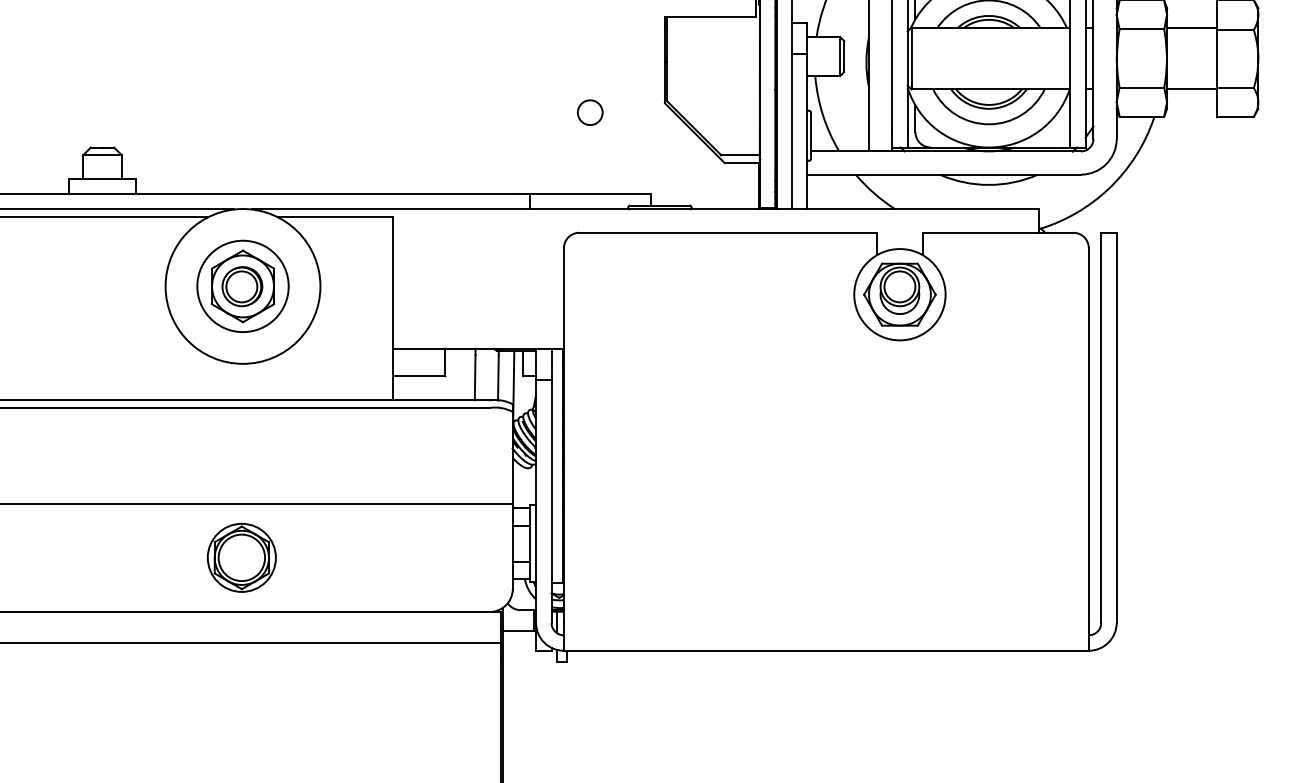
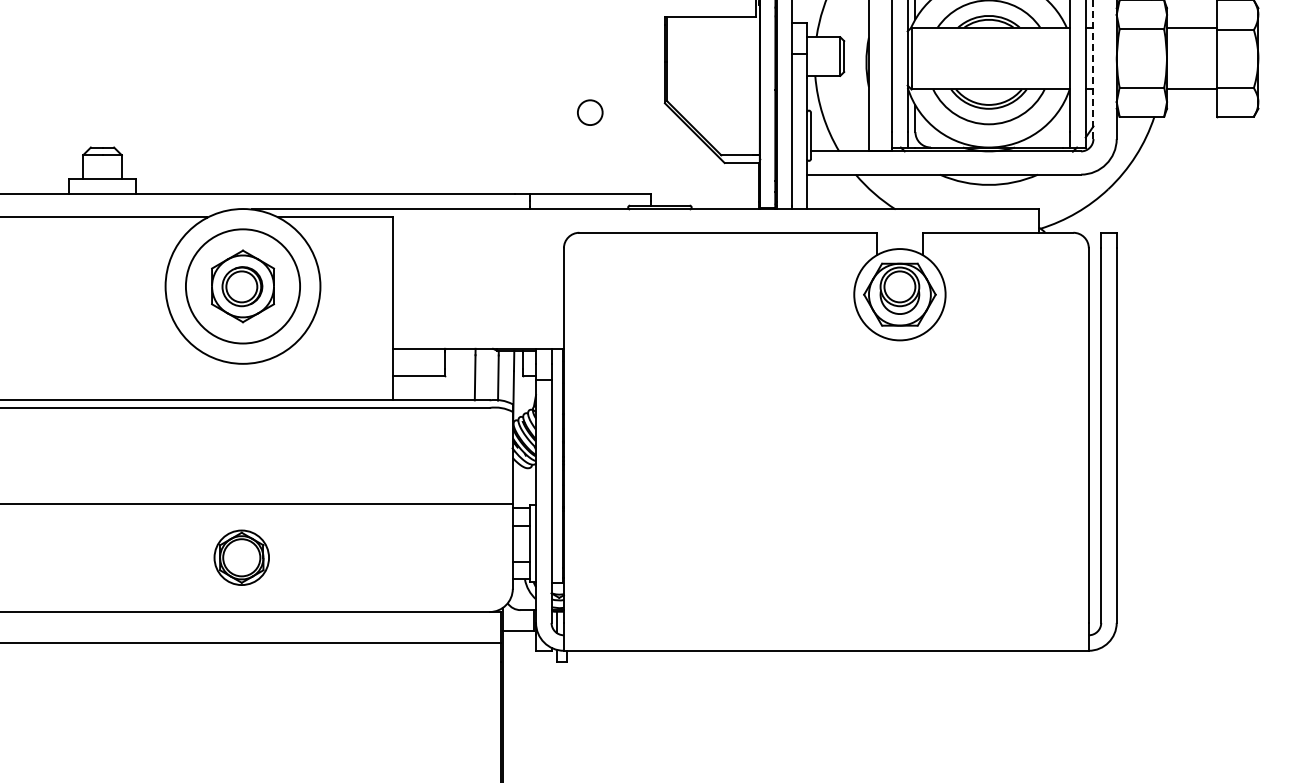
line: solid -> dashed (1093, 69)
line: present -> none (118, 209)
circle diameter: 91 px -> 114 px (242, 286)
part size: 71x71 px -> 57x57 px (241, 557)
